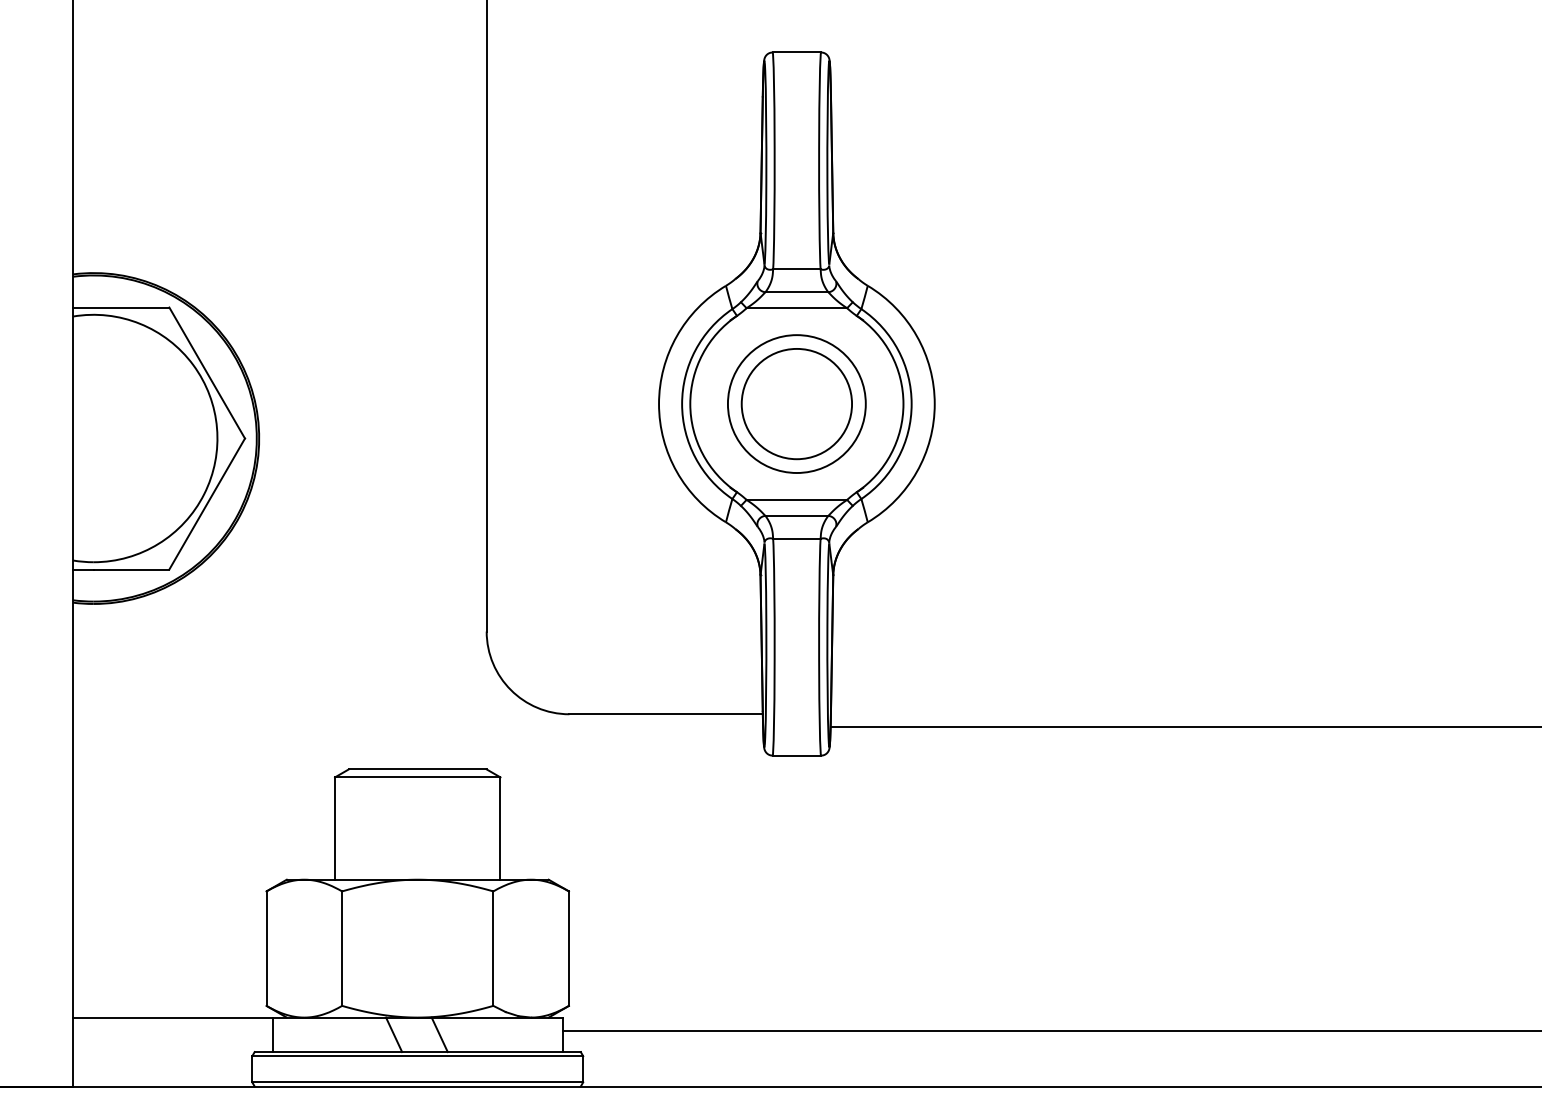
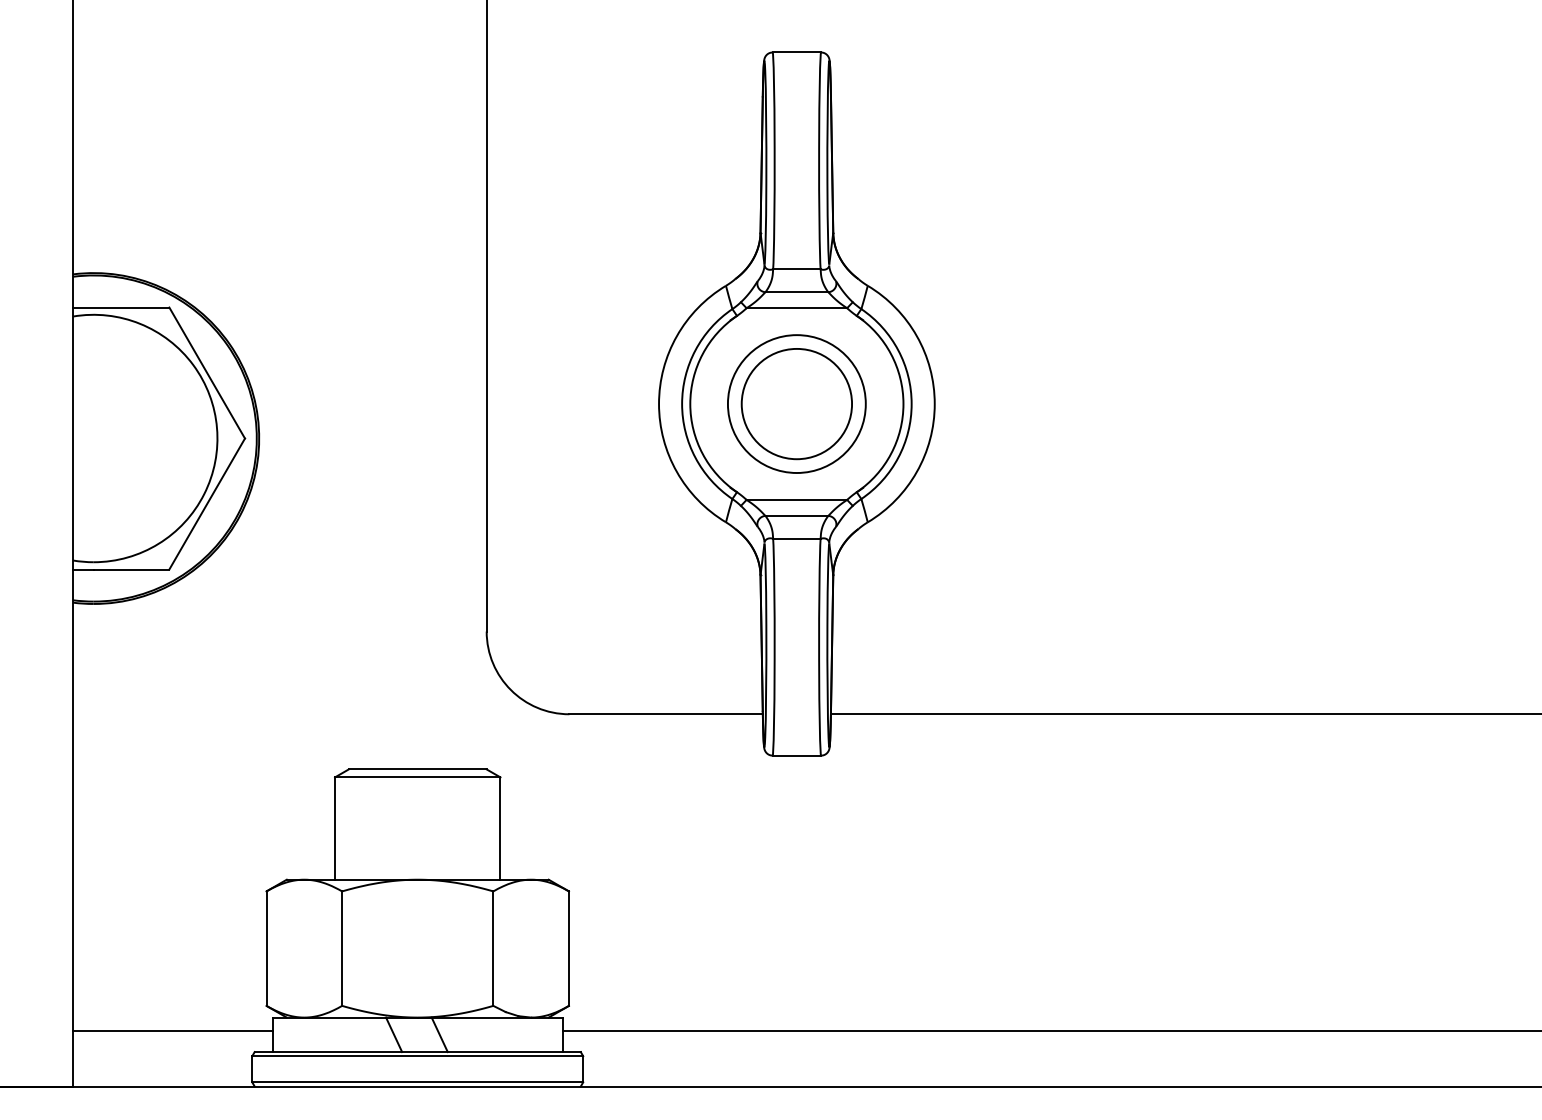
line position: (1184, 727) -> (1184, 714) (1184, 714)
line position: (172, 1018) -> (172, 1031) (172, 1031)
